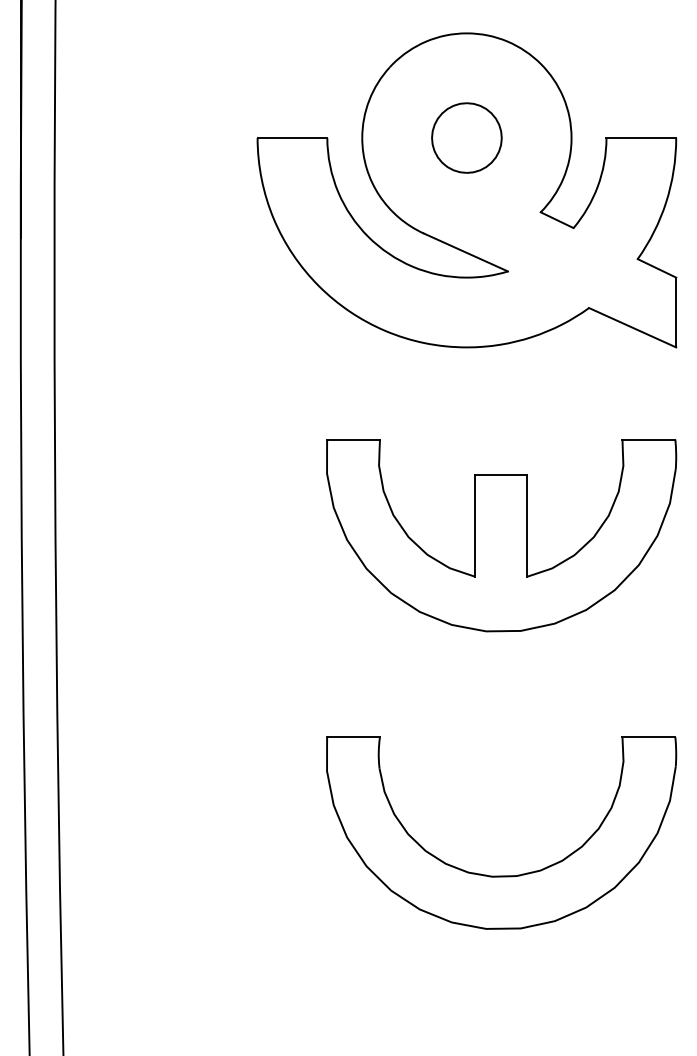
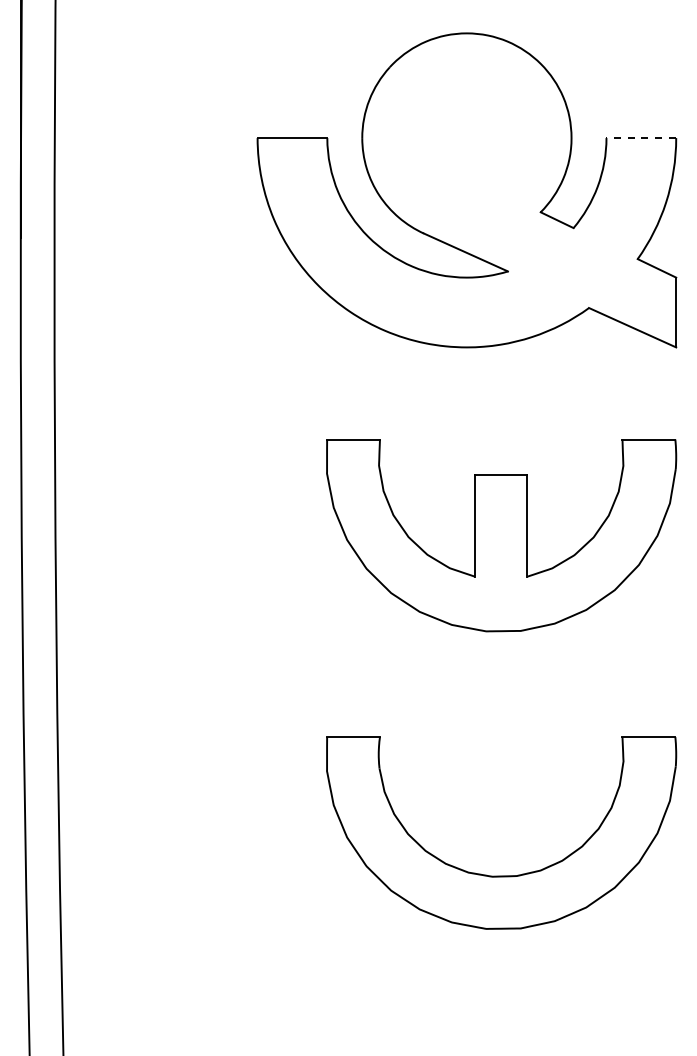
part: present -> none (466, 137)
line: solid -> dashed (641, 138)
